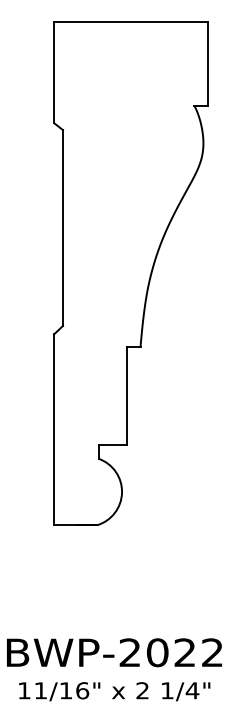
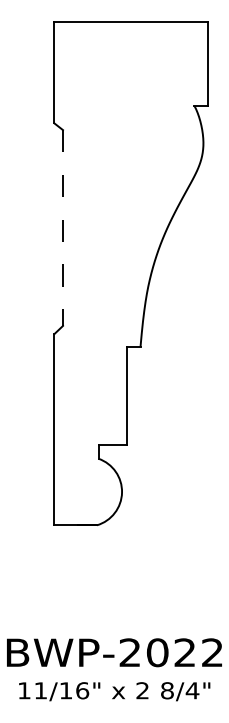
line: solid -> dashed (63, 228)
text: 1/4" -> 8/4" (167, 690)
